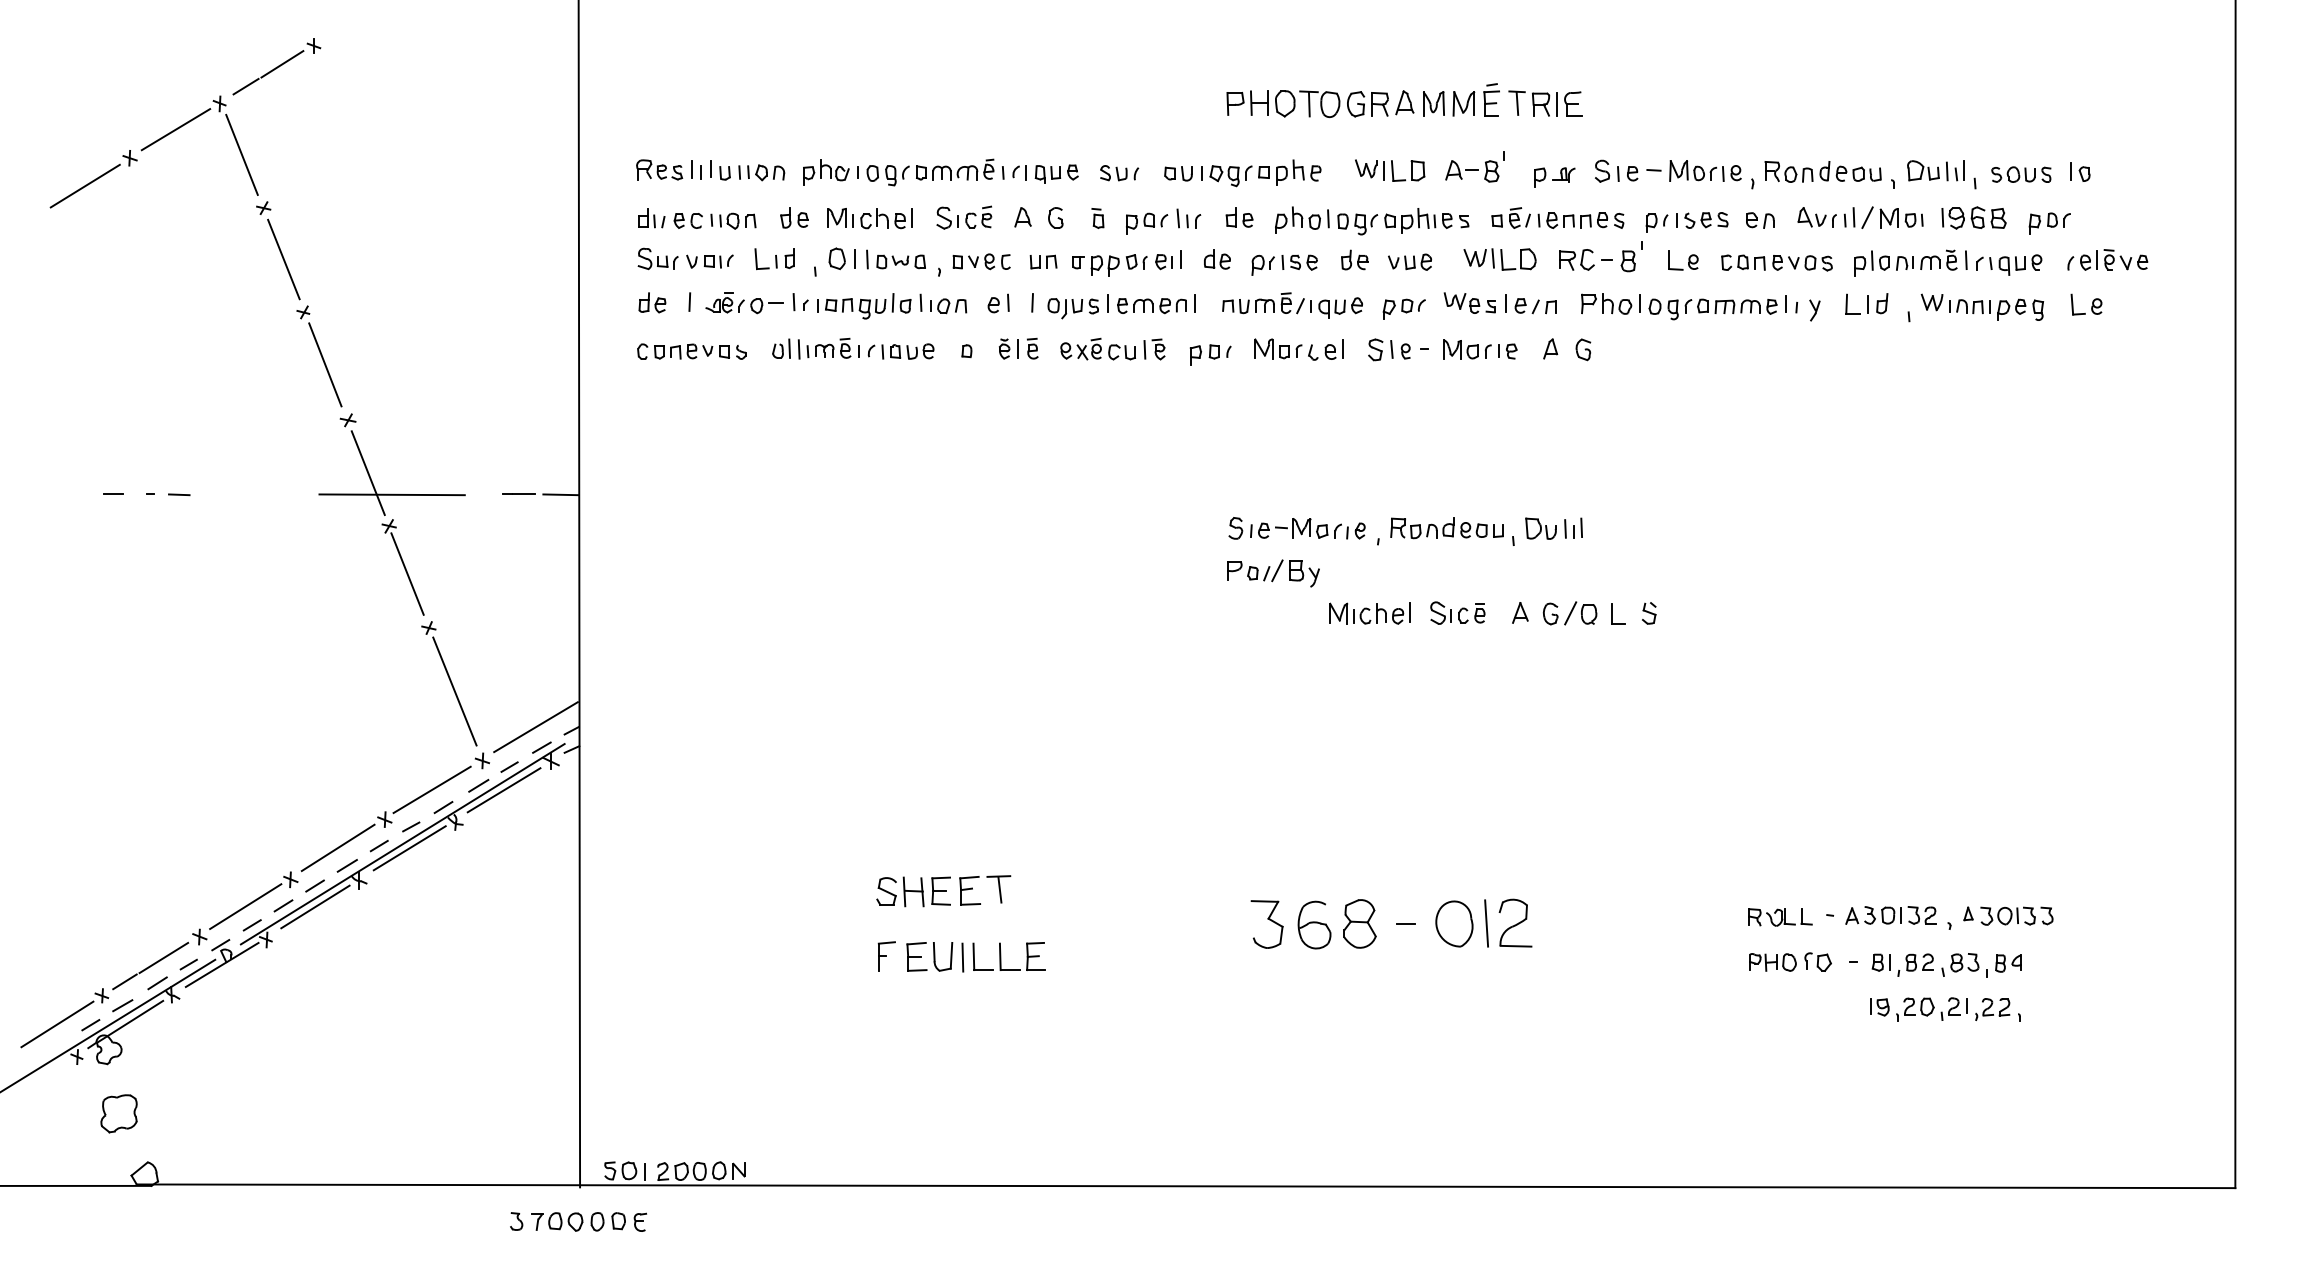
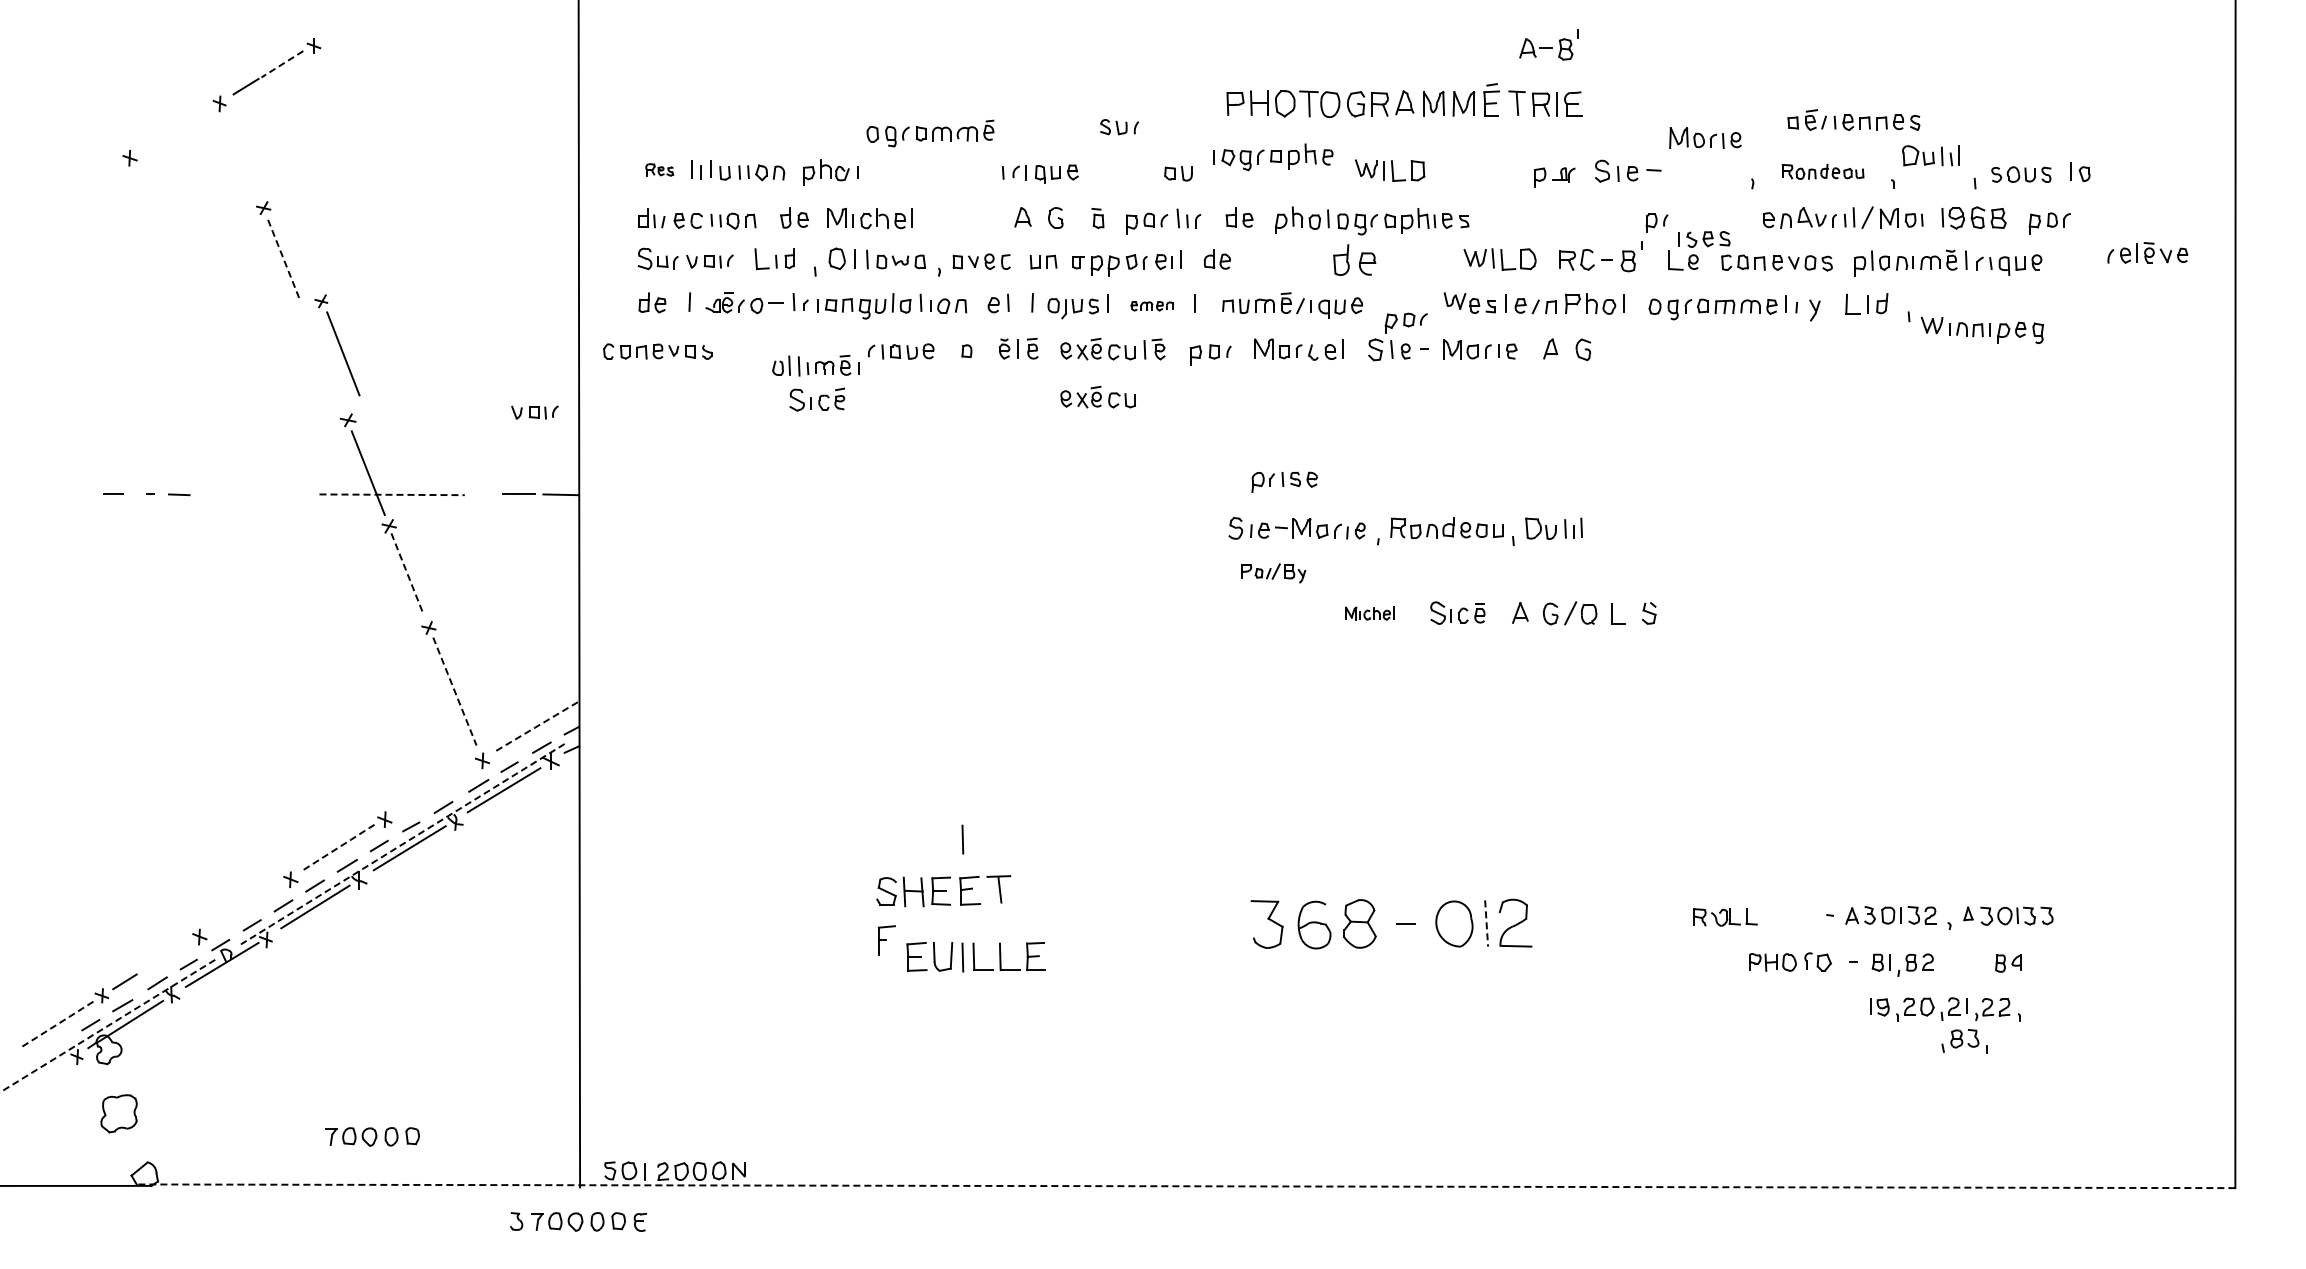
line: solid -> dashed (282, 64)
line: present -> none (175, 129)
line: present -> none (241, 154)
part position: (1474, 166) -> (1548, 44) (1548, 44)
part size: 48x22 px -> 30x14 px (659, 169)
part position: (1705, 170) -> (1705, 137) (1705, 137)
part position: (1935, 170) -> (1930, 155) (1930, 155)
part size: 118x22 px -> 84x16 px (1822, 171)
part position: (930, 172) -> (930, 133) (930, 133)
part position: (1119, 173) -> (1119, 127) (1119, 127)
part position: (1261, 173) -> (1273, 157) (1273, 157)
line: present -> none (84, 185)
part position: (964, 217) -> (817, 399) (817, 399)
part position: (1557, 217) -> (1853, 119) (1853, 119)
part position: (1702, 220) -> (1704, 239) (1704, 239)
part position: (1760, 220) -> (1777, 220) (1777, 220)
line: solid -> dashed (283, 259)
part size: 28x22 px -> 44x32 px (1354, 259)
part position: (2107, 259) -> (2147, 252) (2147, 252)
part: present -> none (1409, 261)
part position: (1284, 264) -> (1284, 481) (1284, 481)
part position: (1610, 303) -> (1594, 303) (1594, 303)
part: present -> none (2086, 304)
part size: 70x17 px -> 44x11 px (1151, 306)
part position: (1981, 306) -> (1981, 329) (1981, 329)
part position: (1403, 308) -> (1405, 322) (1405, 322)
part position: (815, 348) -> (815, 365) (815, 365)
part position: (691, 351) -> (657, 351) (657, 351)
part position: (319, 356) -> (337, 345) (337, 345)
part: none -> present (1097, 396)
part: none -> present (534, 412)
line: solid -> dashed (392, 494)
part size: 93x29 px -> 66x21 px (1273, 573)
line: solid -> dashed (407, 574)
part size: 82x23 px -> 50x15 px (1369, 613)
line: solid -> dashed (455, 692)
line: solid -> dashed (536, 727)
line: present -> none (431, 789)
line: none -> present (962, 839)
line: solid -> dashed (402, 844)
line: solid -> dashed (337, 848)
line: present -> none (245, 906)
part position: (1780, 917) -> (1725, 917) (1725, 917)
line: solid -> dashed (1486, 923)
part position: (886, 956) -> (886, 940) (886, 940)
line: present -> none (163, 957)
part position: (1964, 965) -> (1964, 1041) (1964, 1041)
line: solid -> dashed (57, 1024)
line: solid -> dashed (107, 1026)
part: none -> present (372, 1136)
line: solid -> dashed (1185, 1186)
